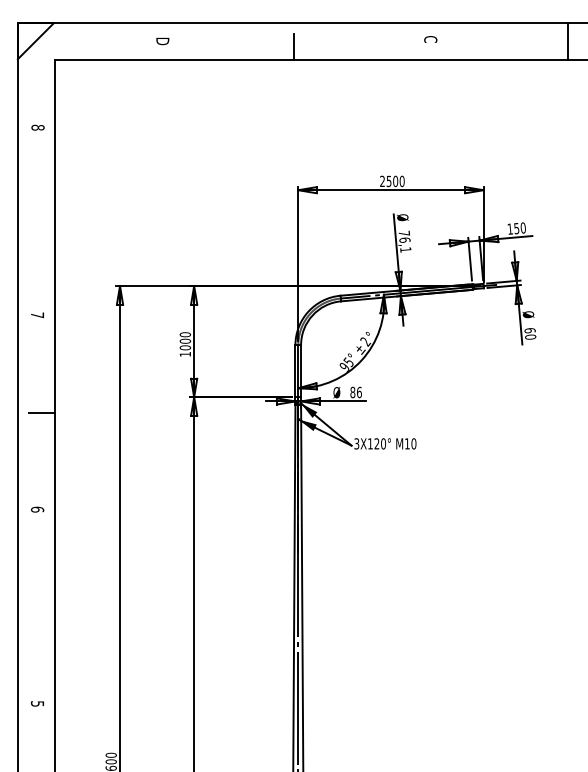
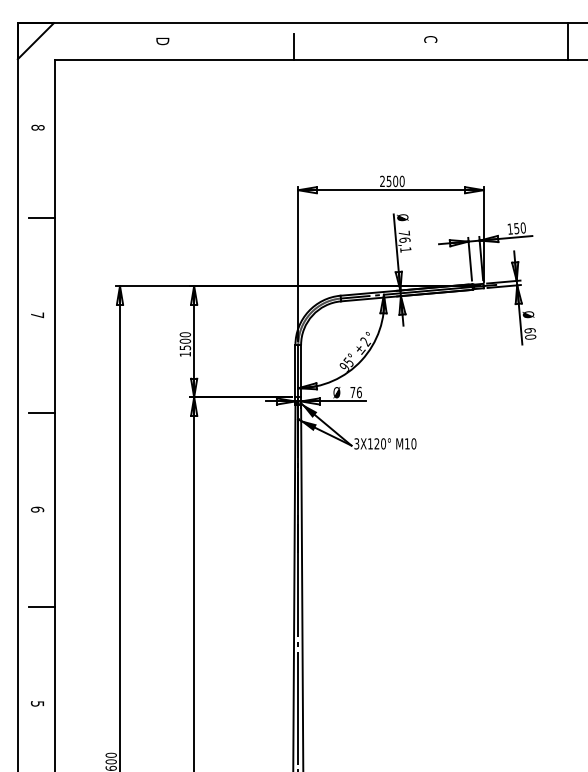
line: none -> present (41, 218)
text: 1000 -> 1500 (184, 347)
text: 86 -> 76 (352, 392)
line: none -> present (41, 606)
